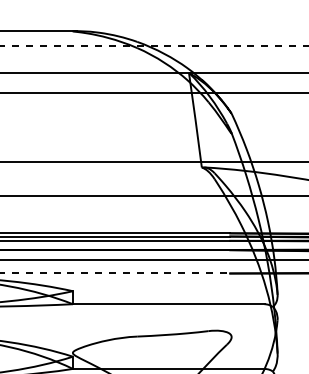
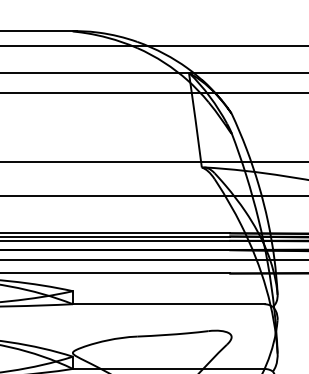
line: dashed -> solid (154, 46)
line: dashed -> solid (115, 273)
